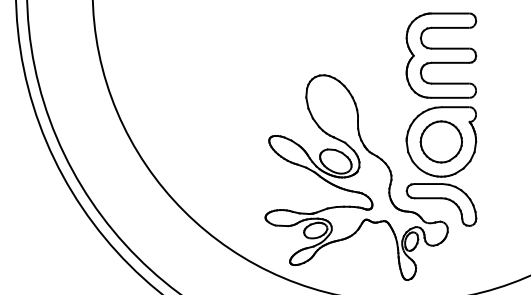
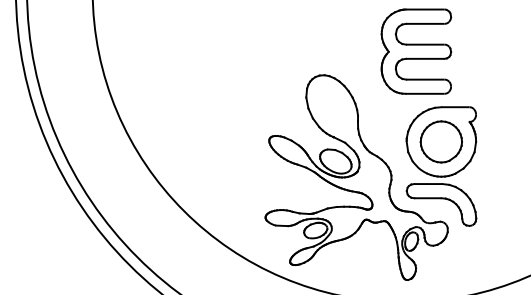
part position: (441, 55) -> (416, 51) (416, 51)
